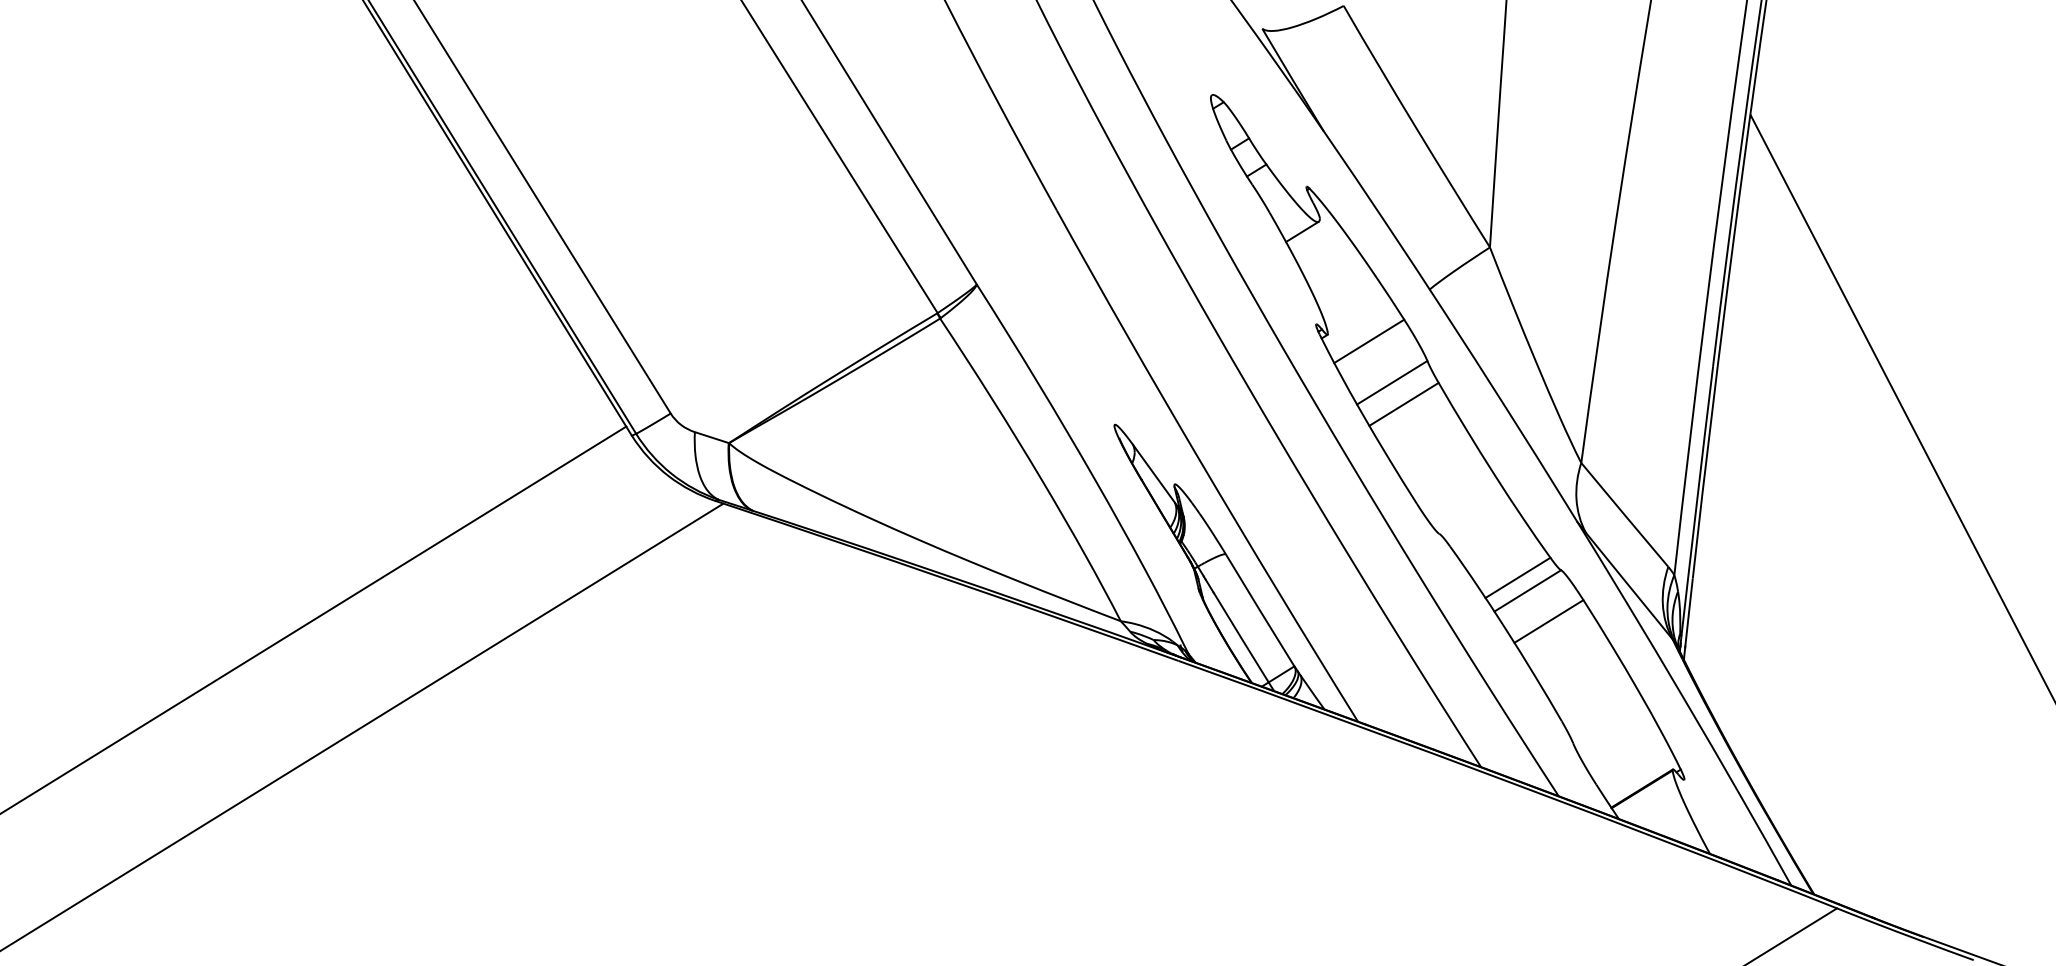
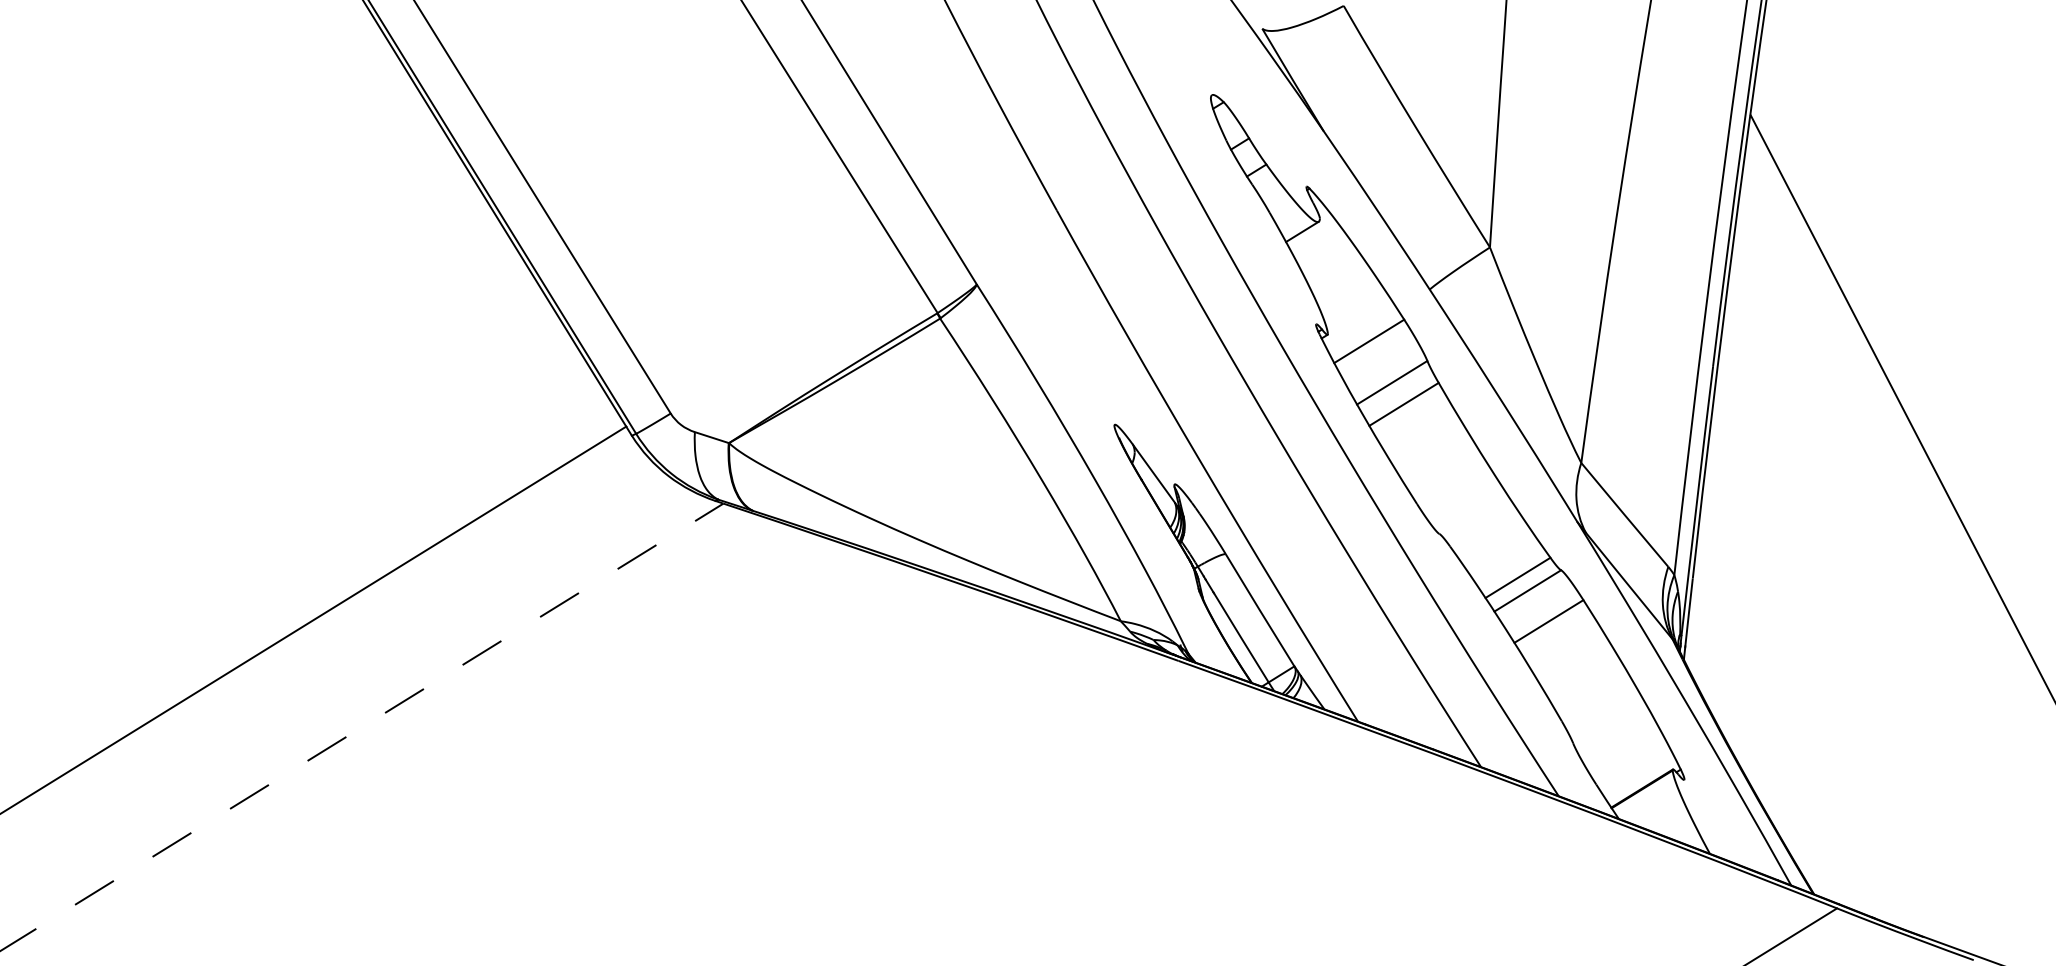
line: solid -> dashed (362, 727)
